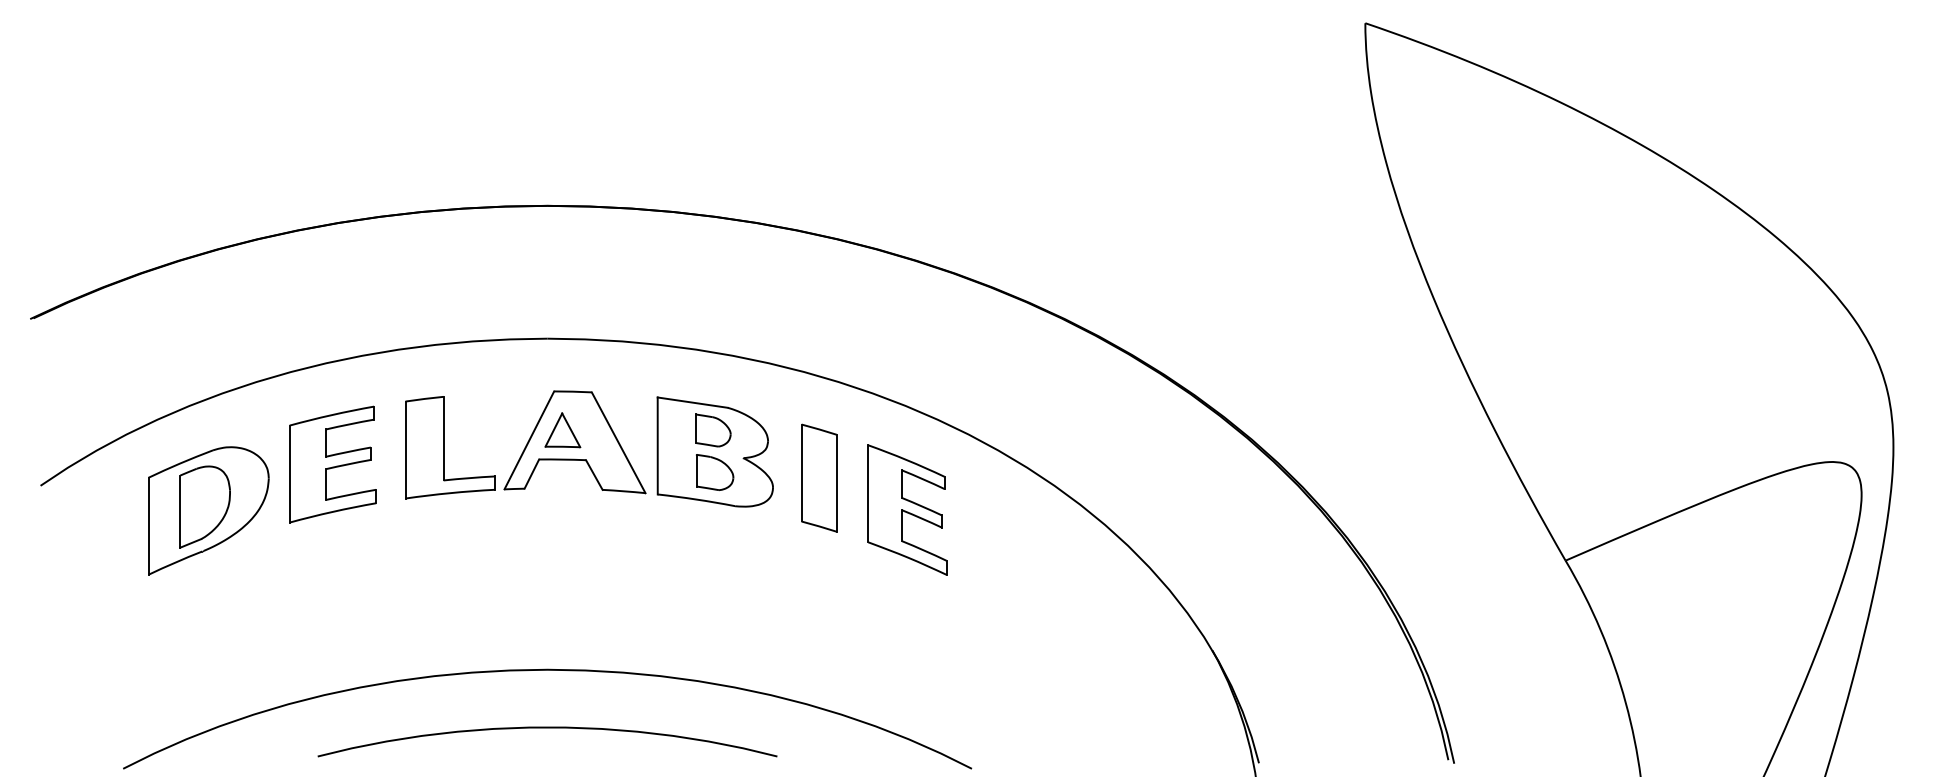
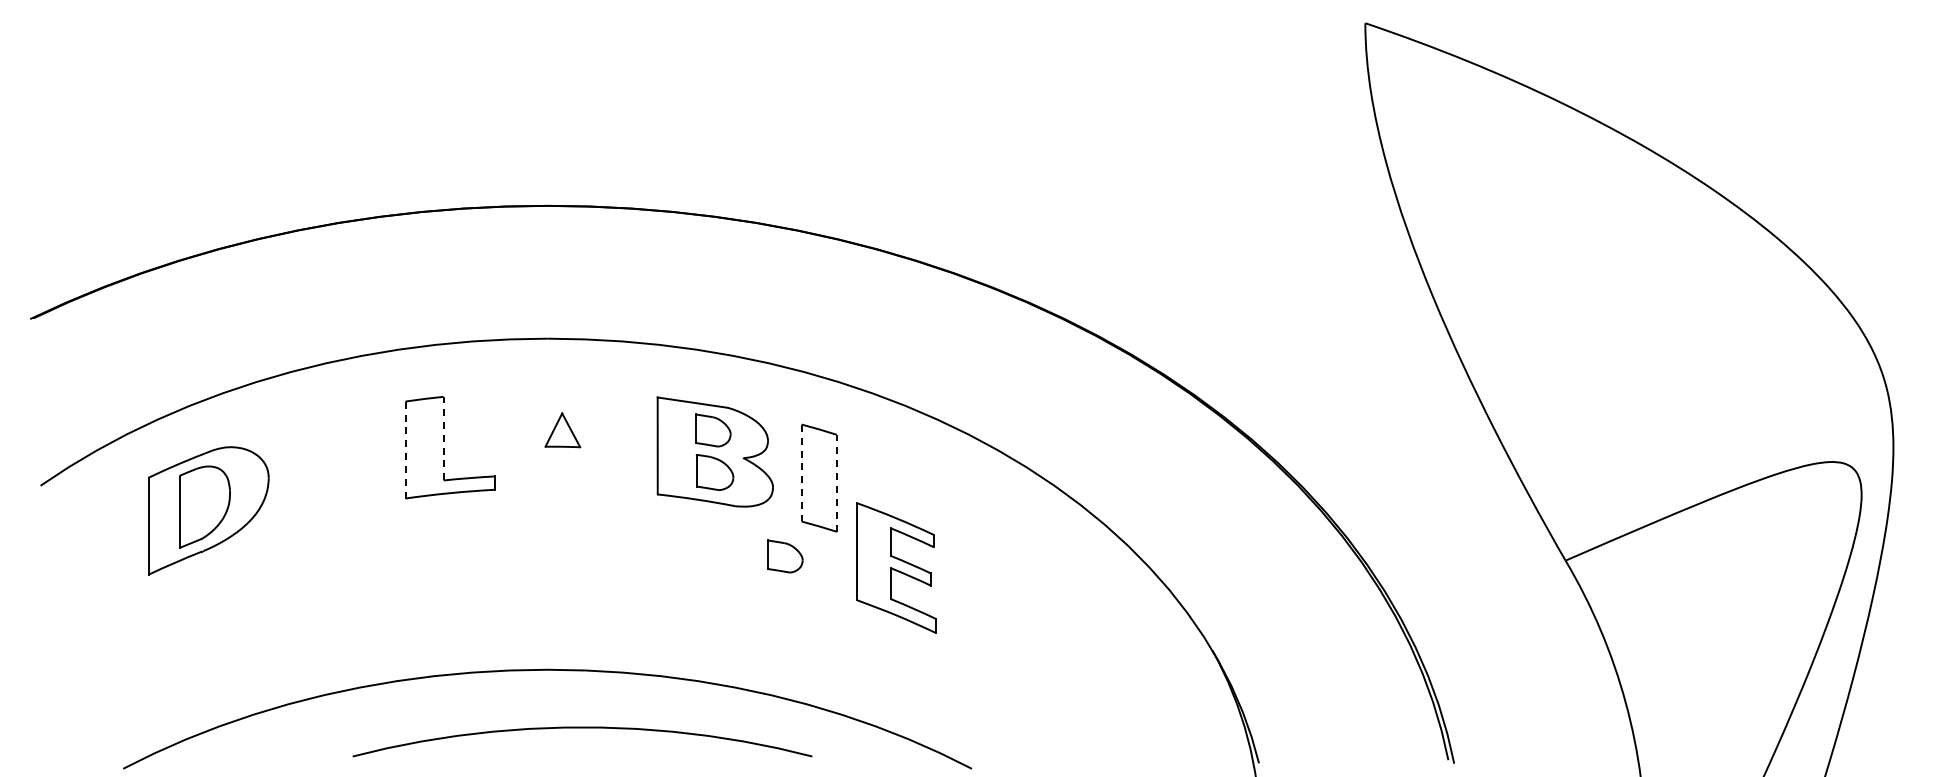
line: solid -> dashed (443, 438)
part: present -> none (574, 442)
line: solid -> dashed (405, 450)
part: present -> none (332, 464)
line: solid -> dashed (801, 473)
line: solid -> dashed (836, 482)
part position: (907, 509) -> (896, 567) (896, 567)
part: none -> present (785, 556)
curve position: (547, 728) -> (582, 728) (582, 728)
